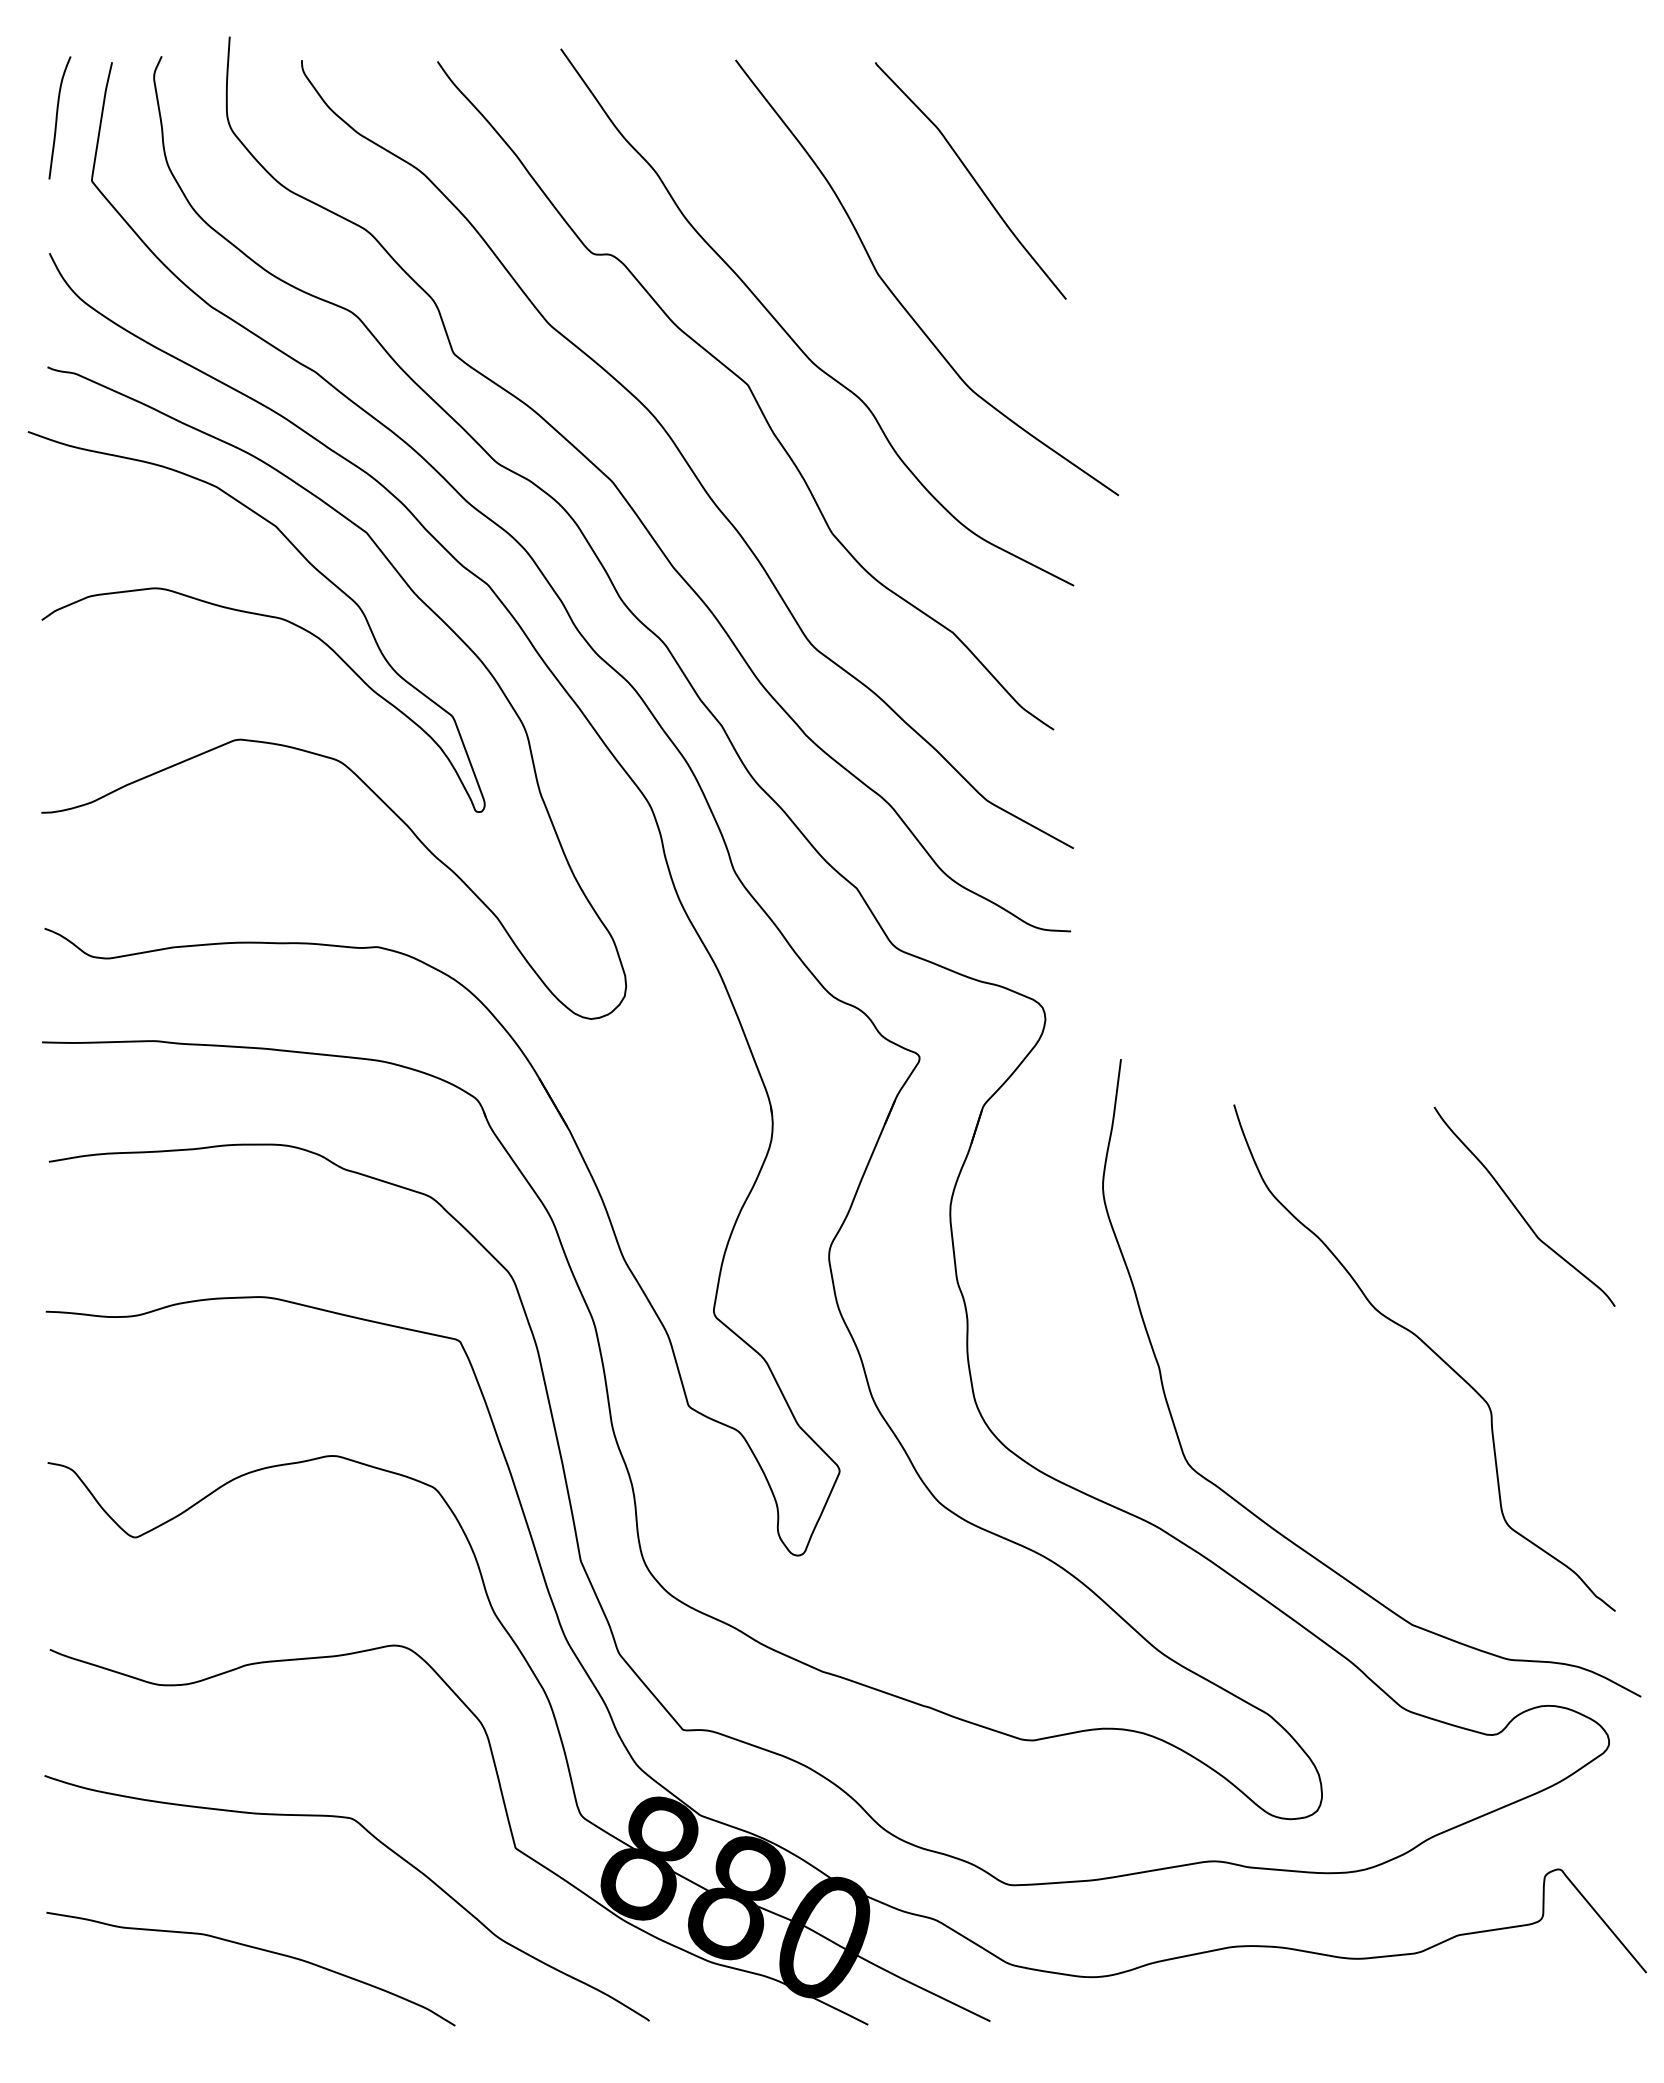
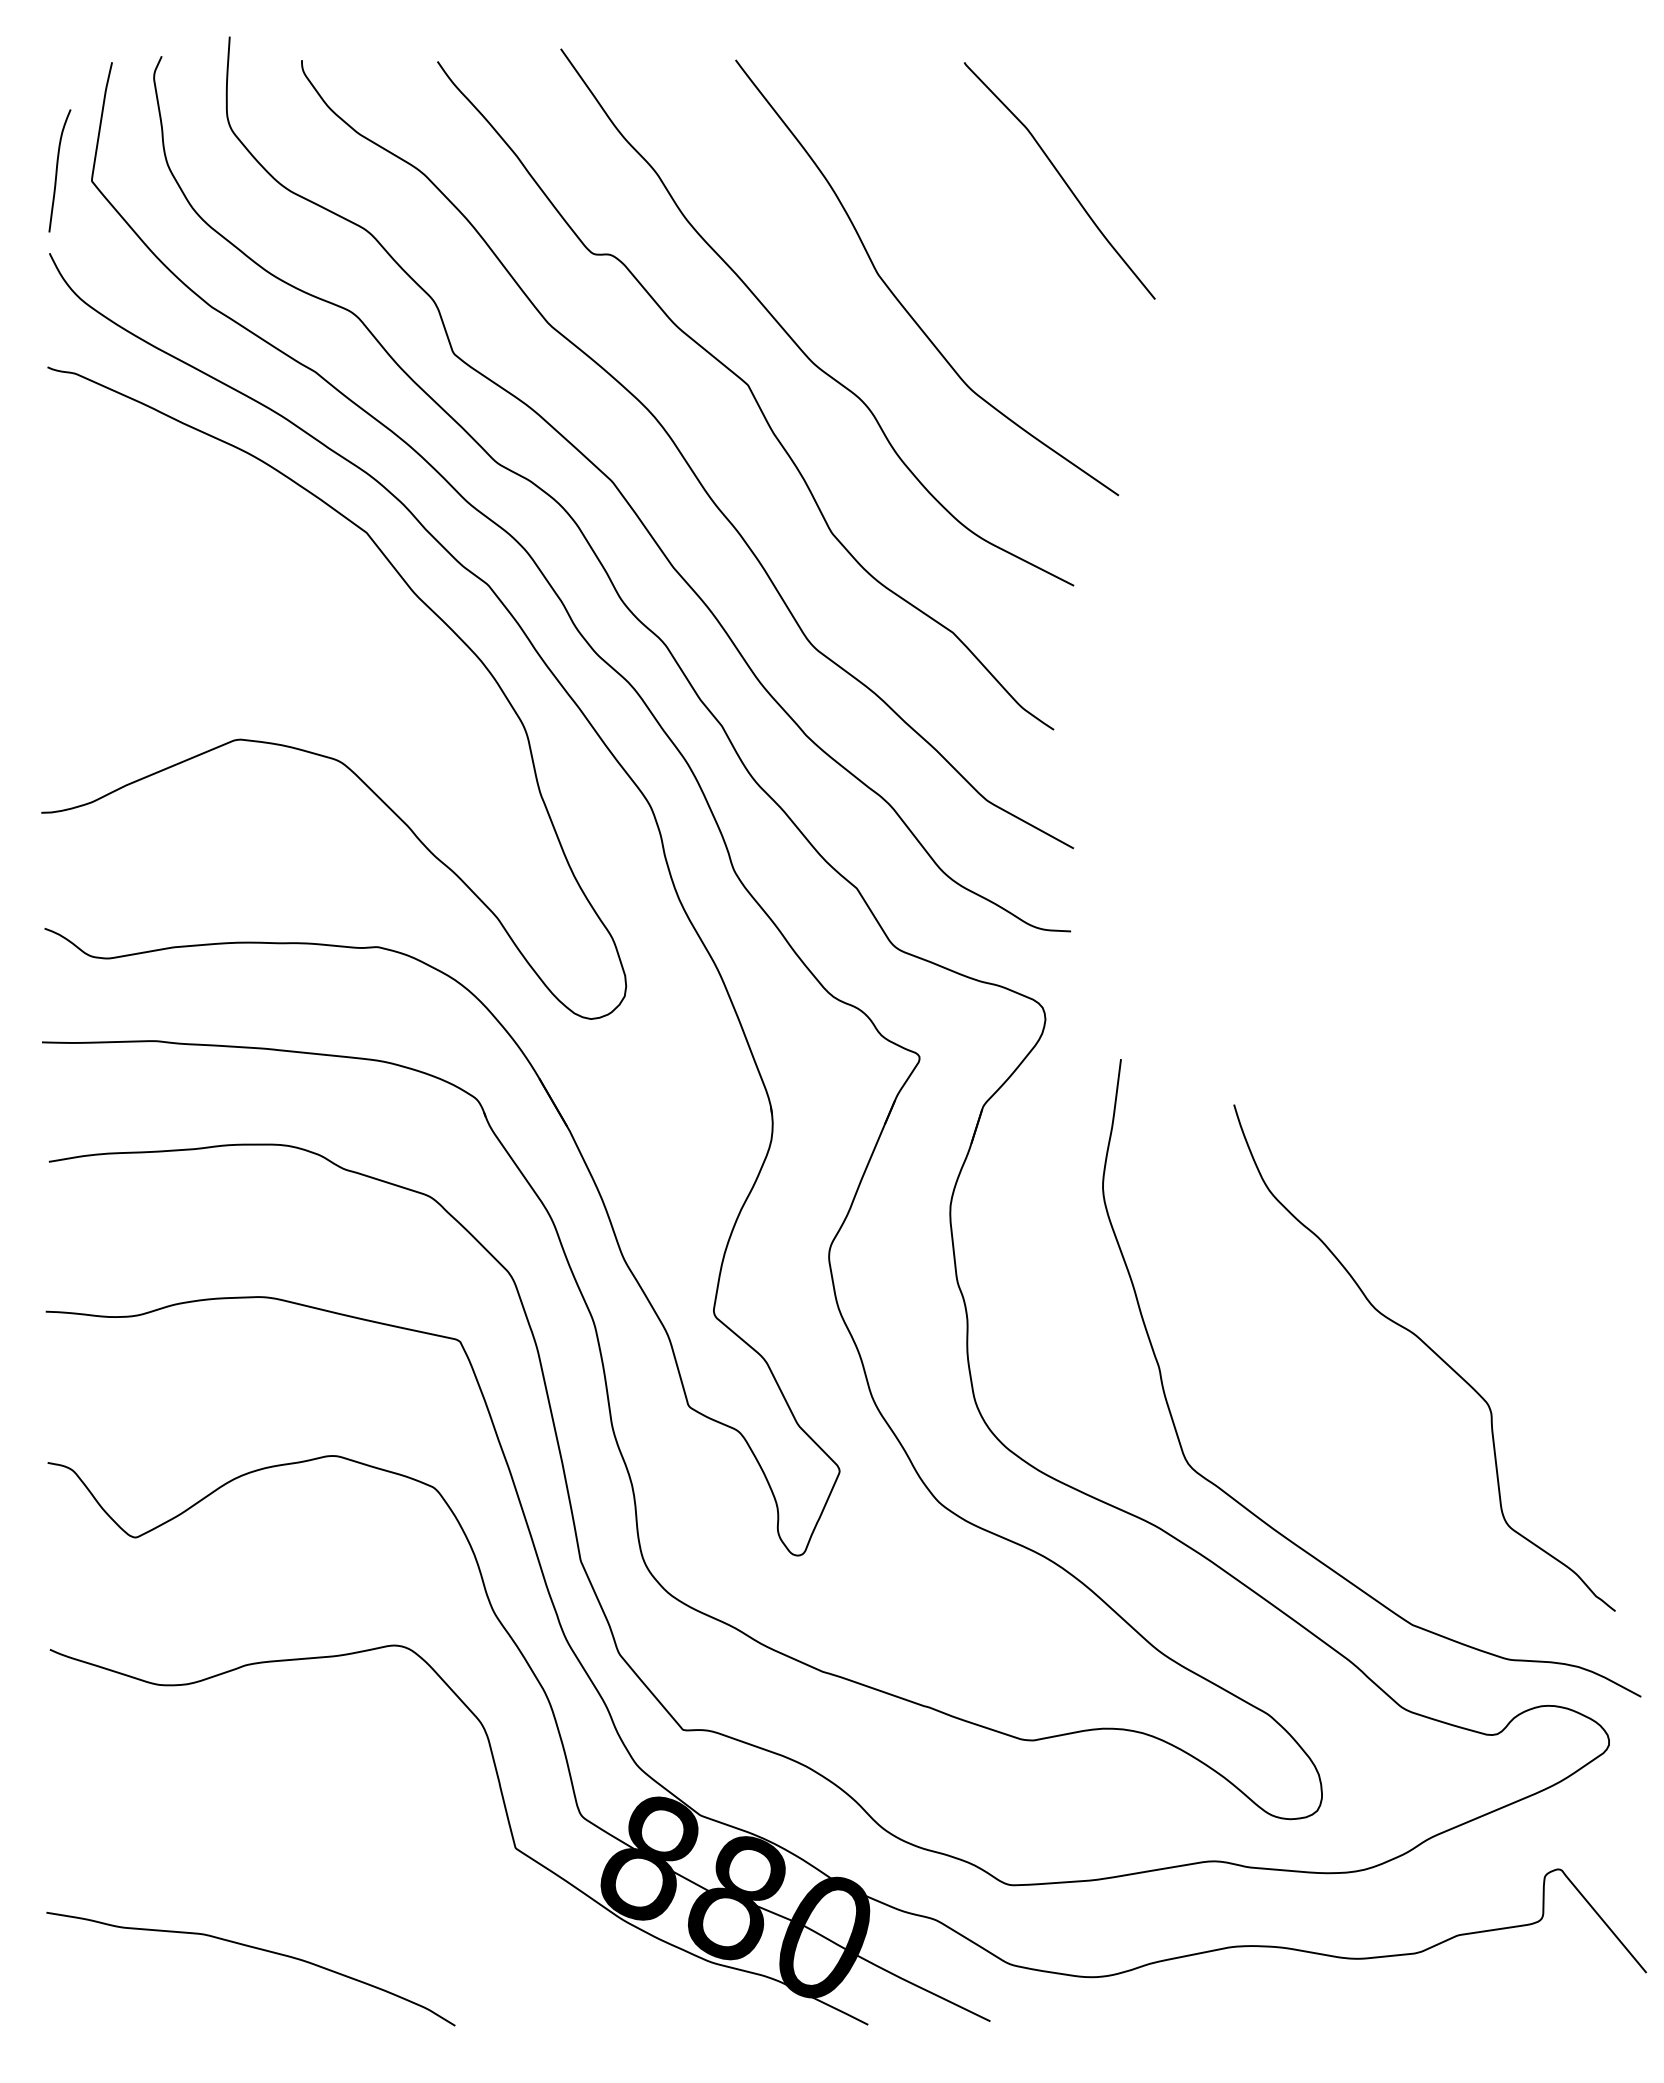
curve position: (57, 117) -> (57, 170) (57, 170)
curve position: (972, 178) -> (1061, 178) (1061, 178)
curve: present -> none (258, 615)
curve: present -> none (1518, 1209)
curve: present -> none (384, 1846)
